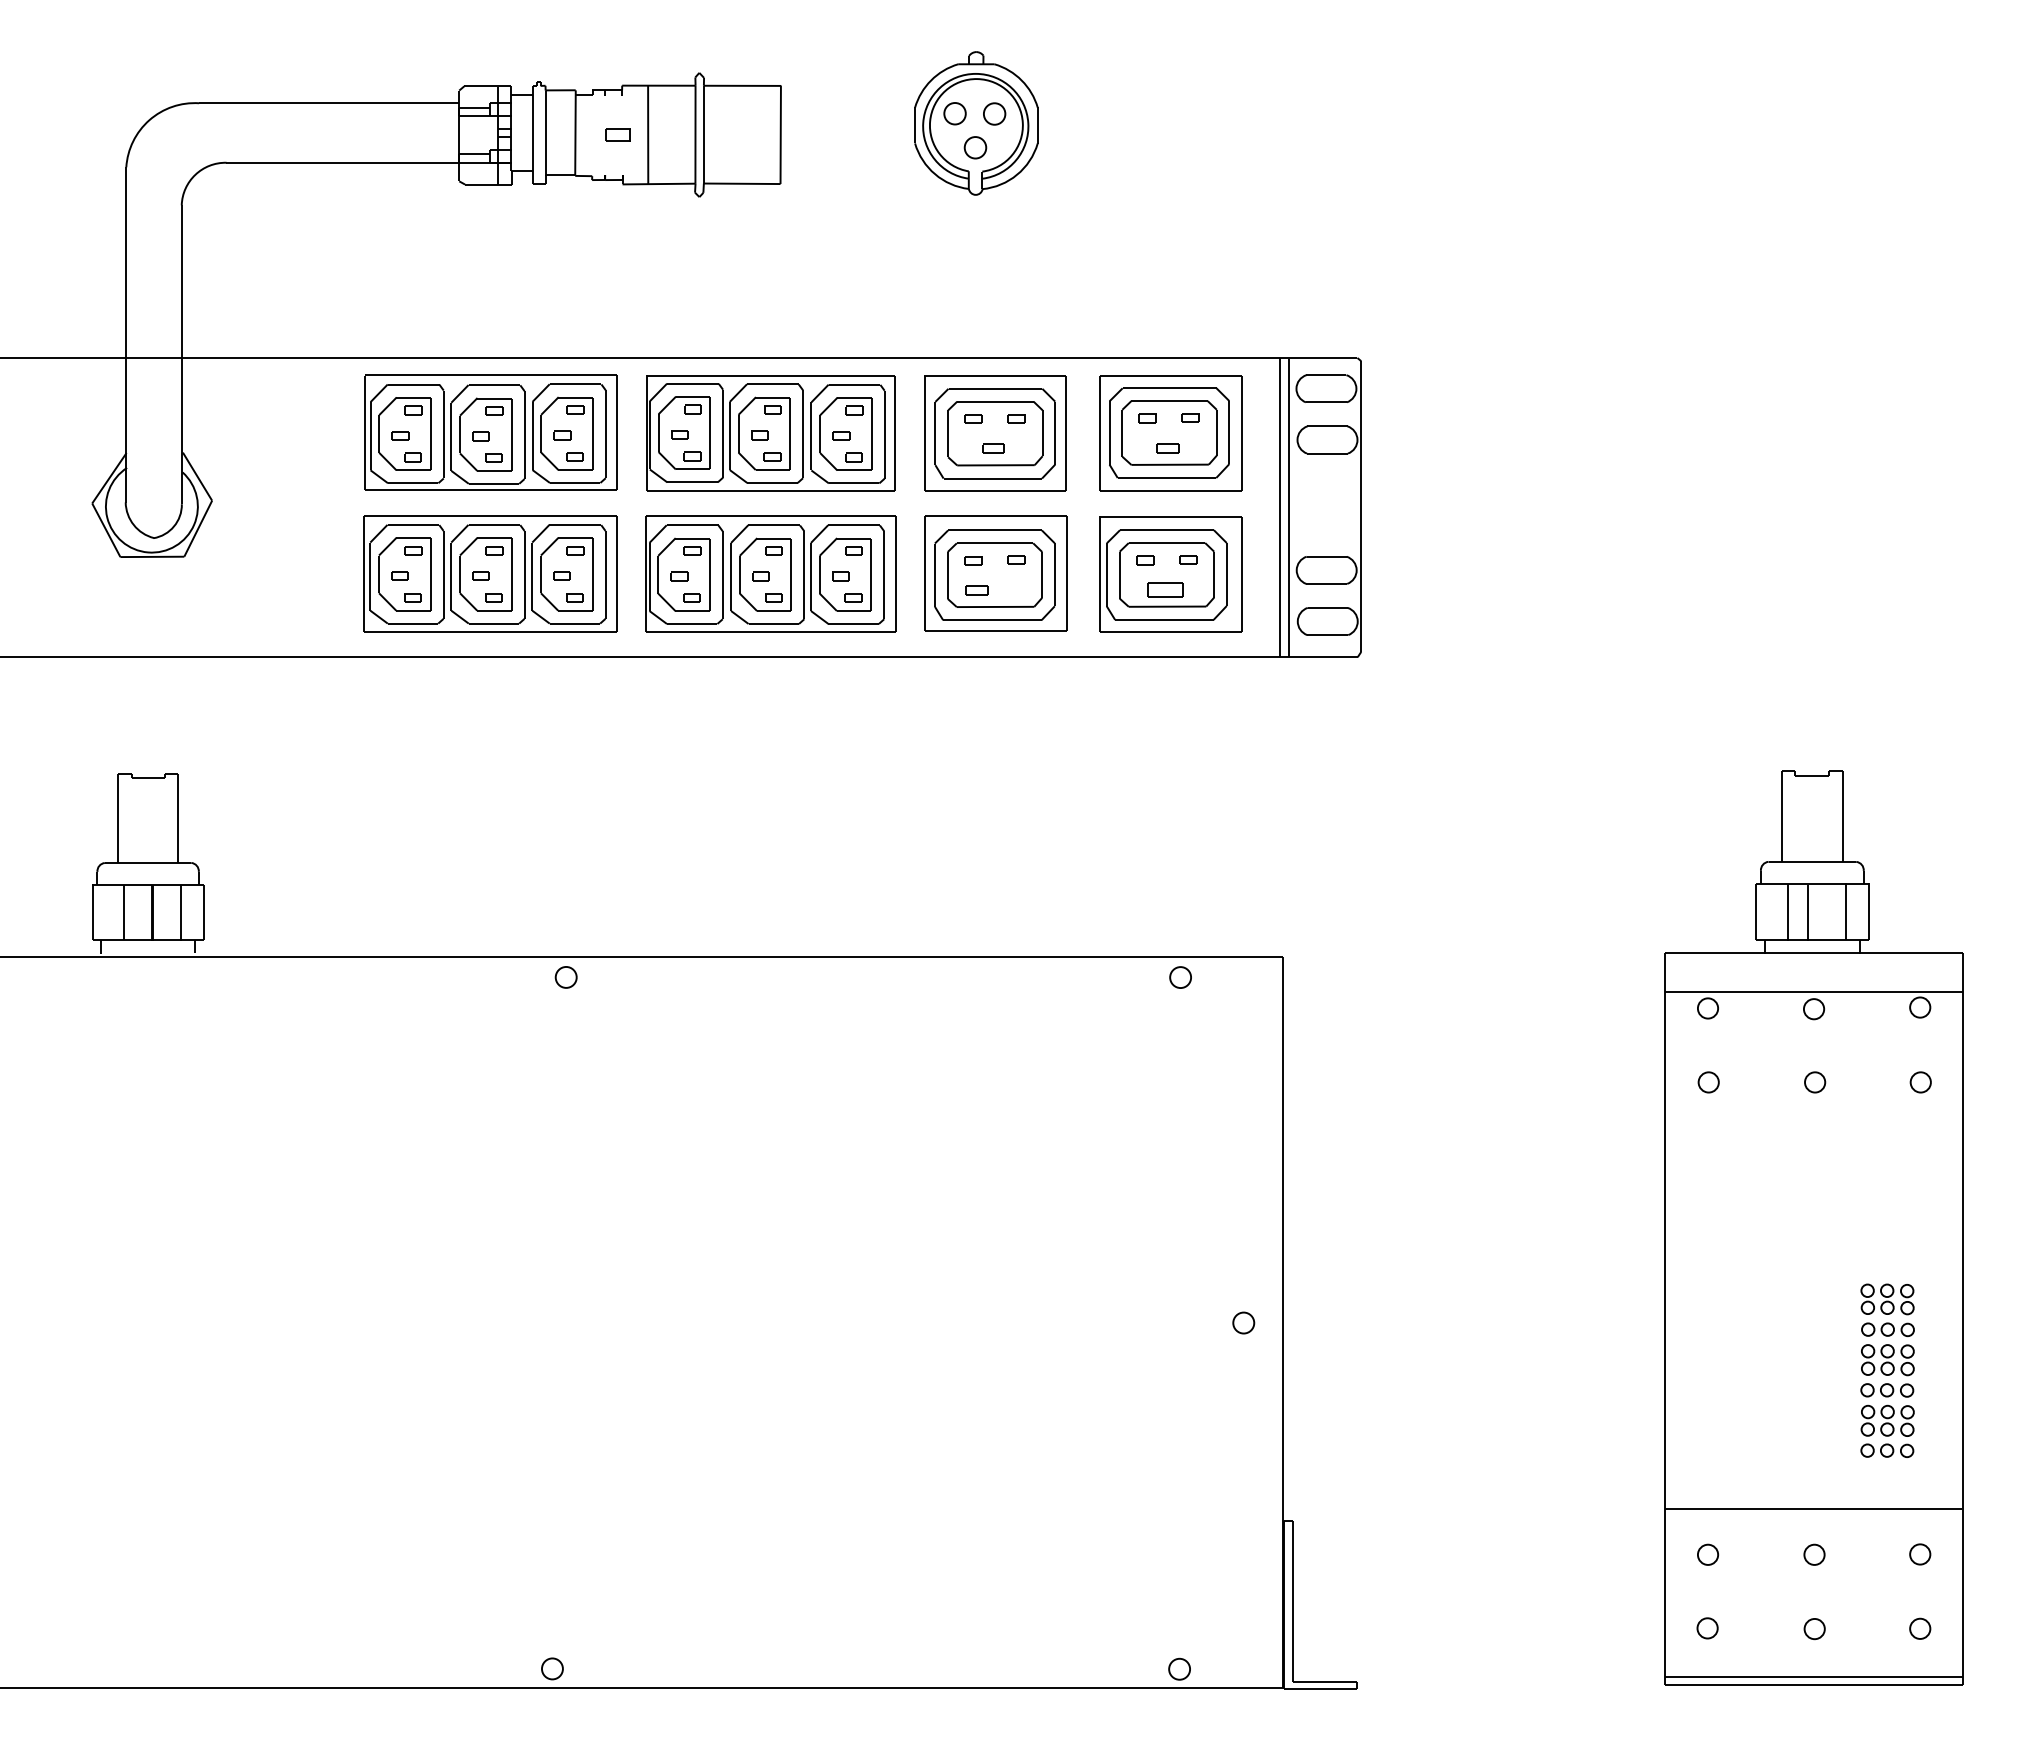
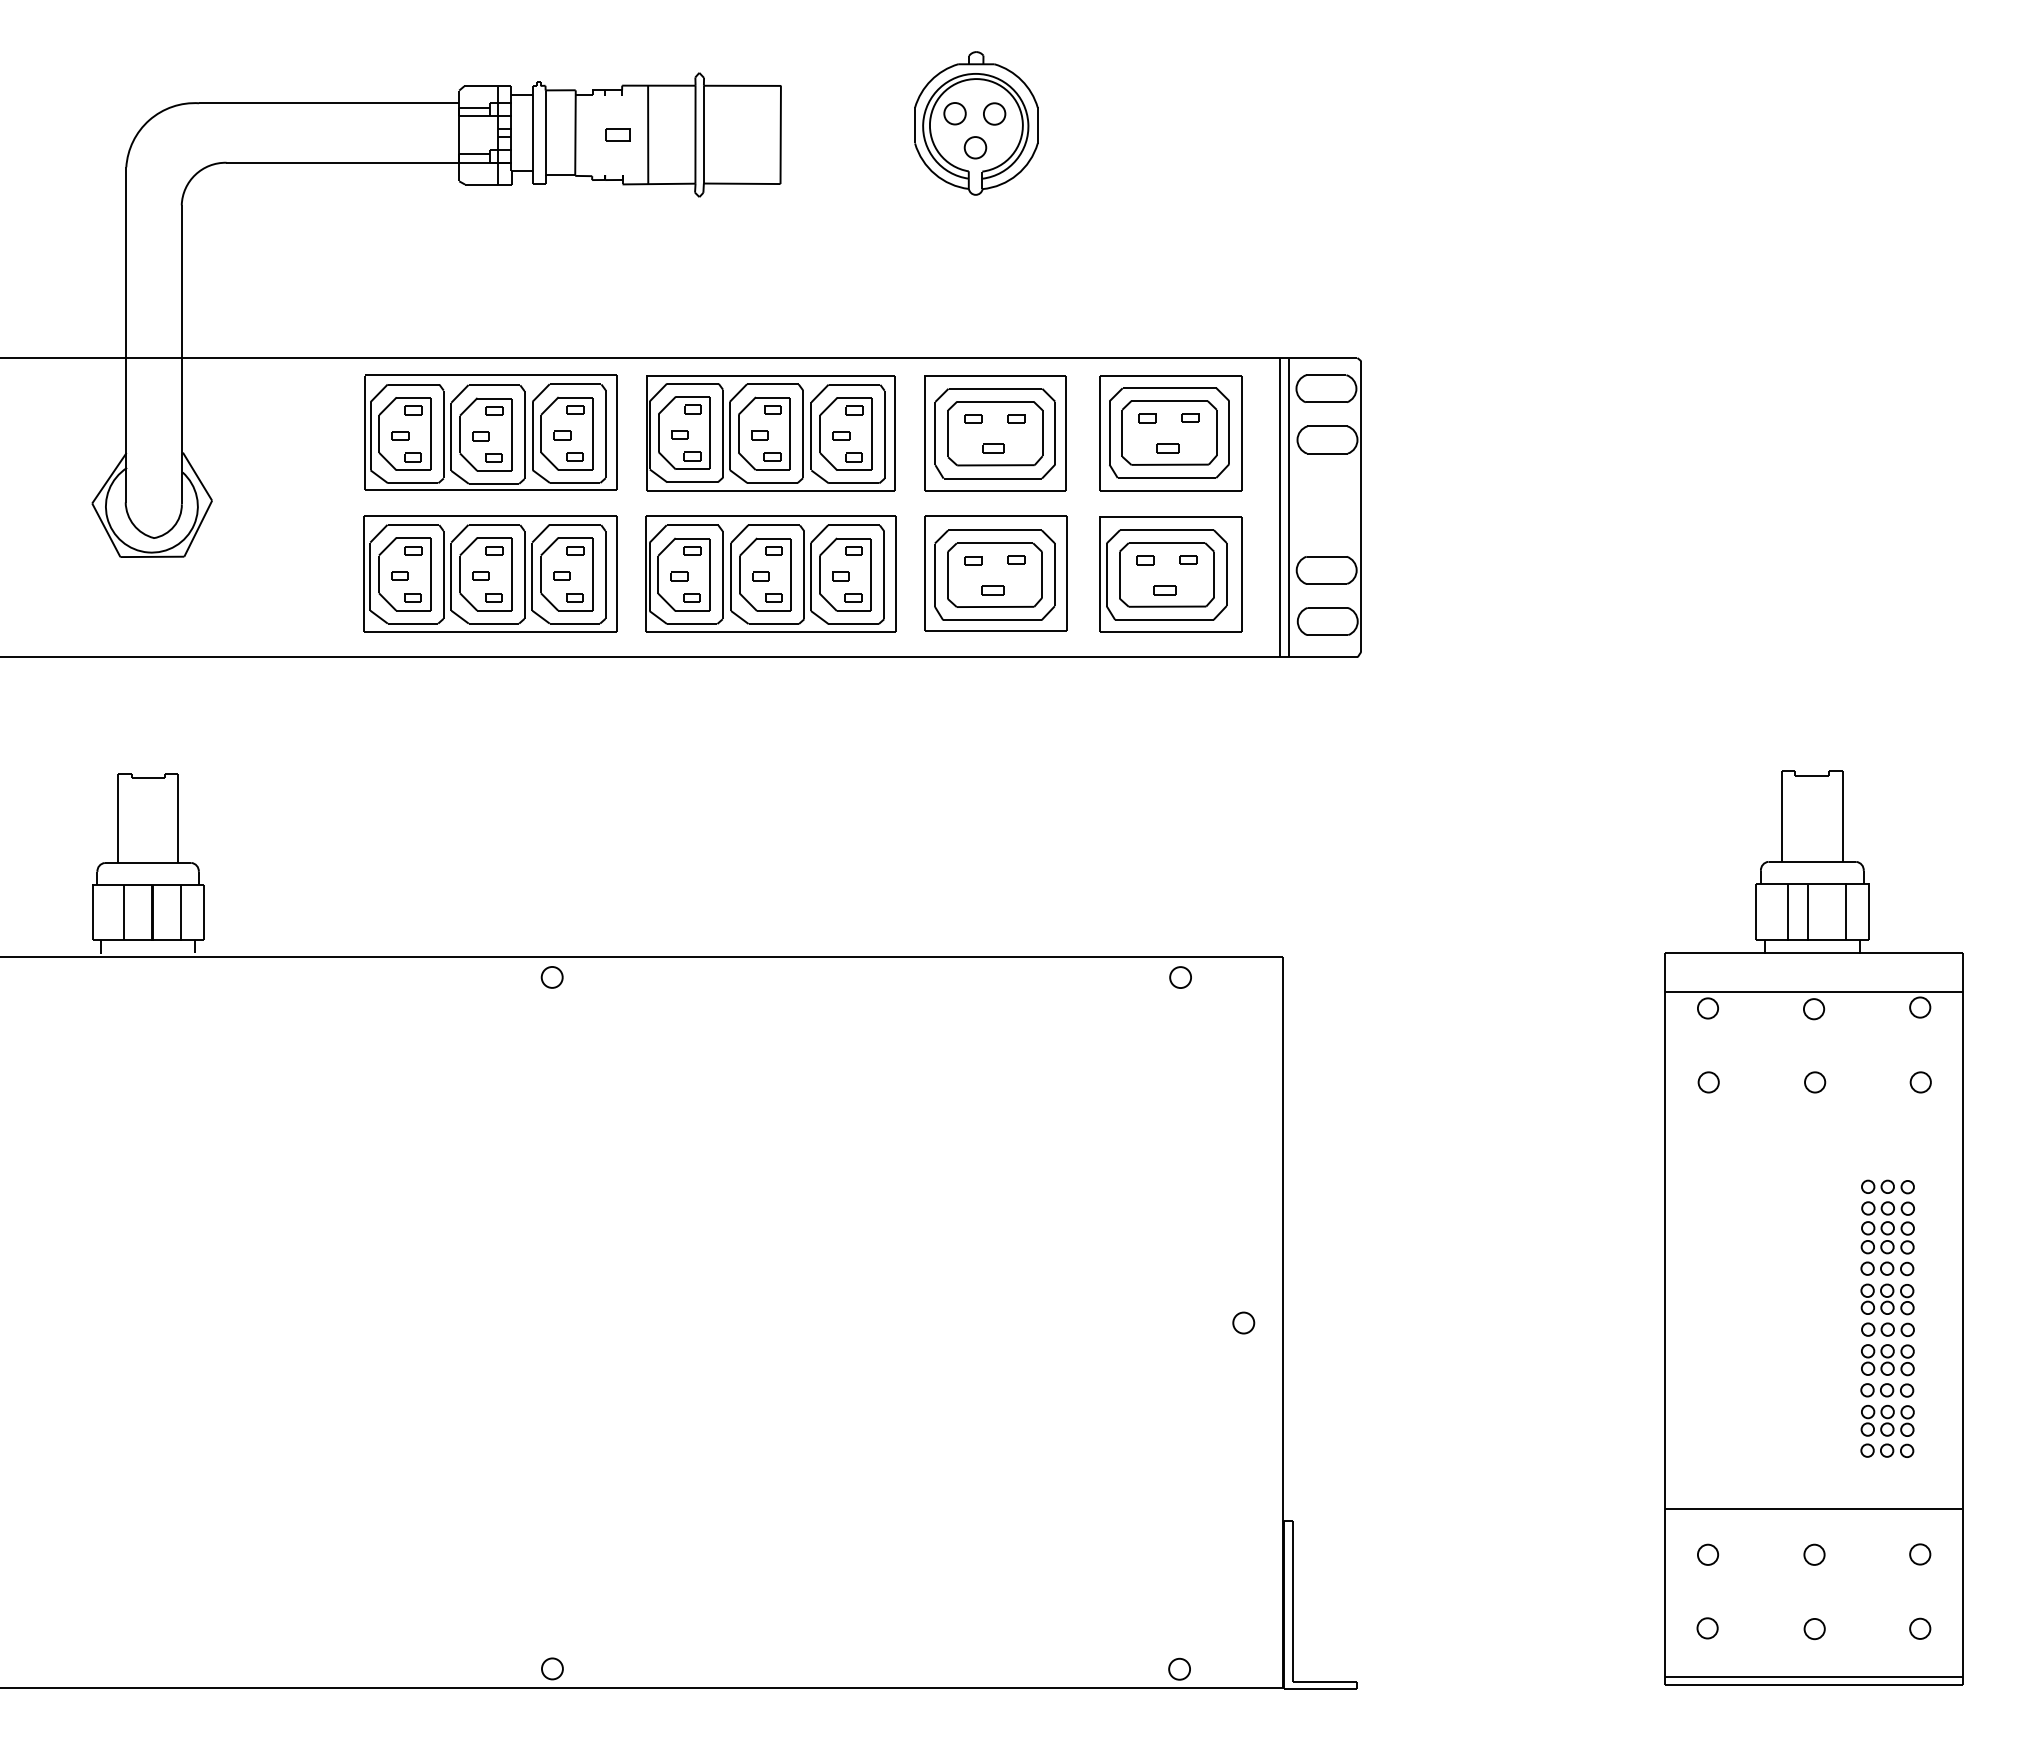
part size: 37x16 px -> 24x11 px (1164, 590)
part position: (976, 590) -> (992, 590) (992, 590)
part position: (565, 977) -> (551, 977) (551, 977)
part: none -> present (1887, 1227)
